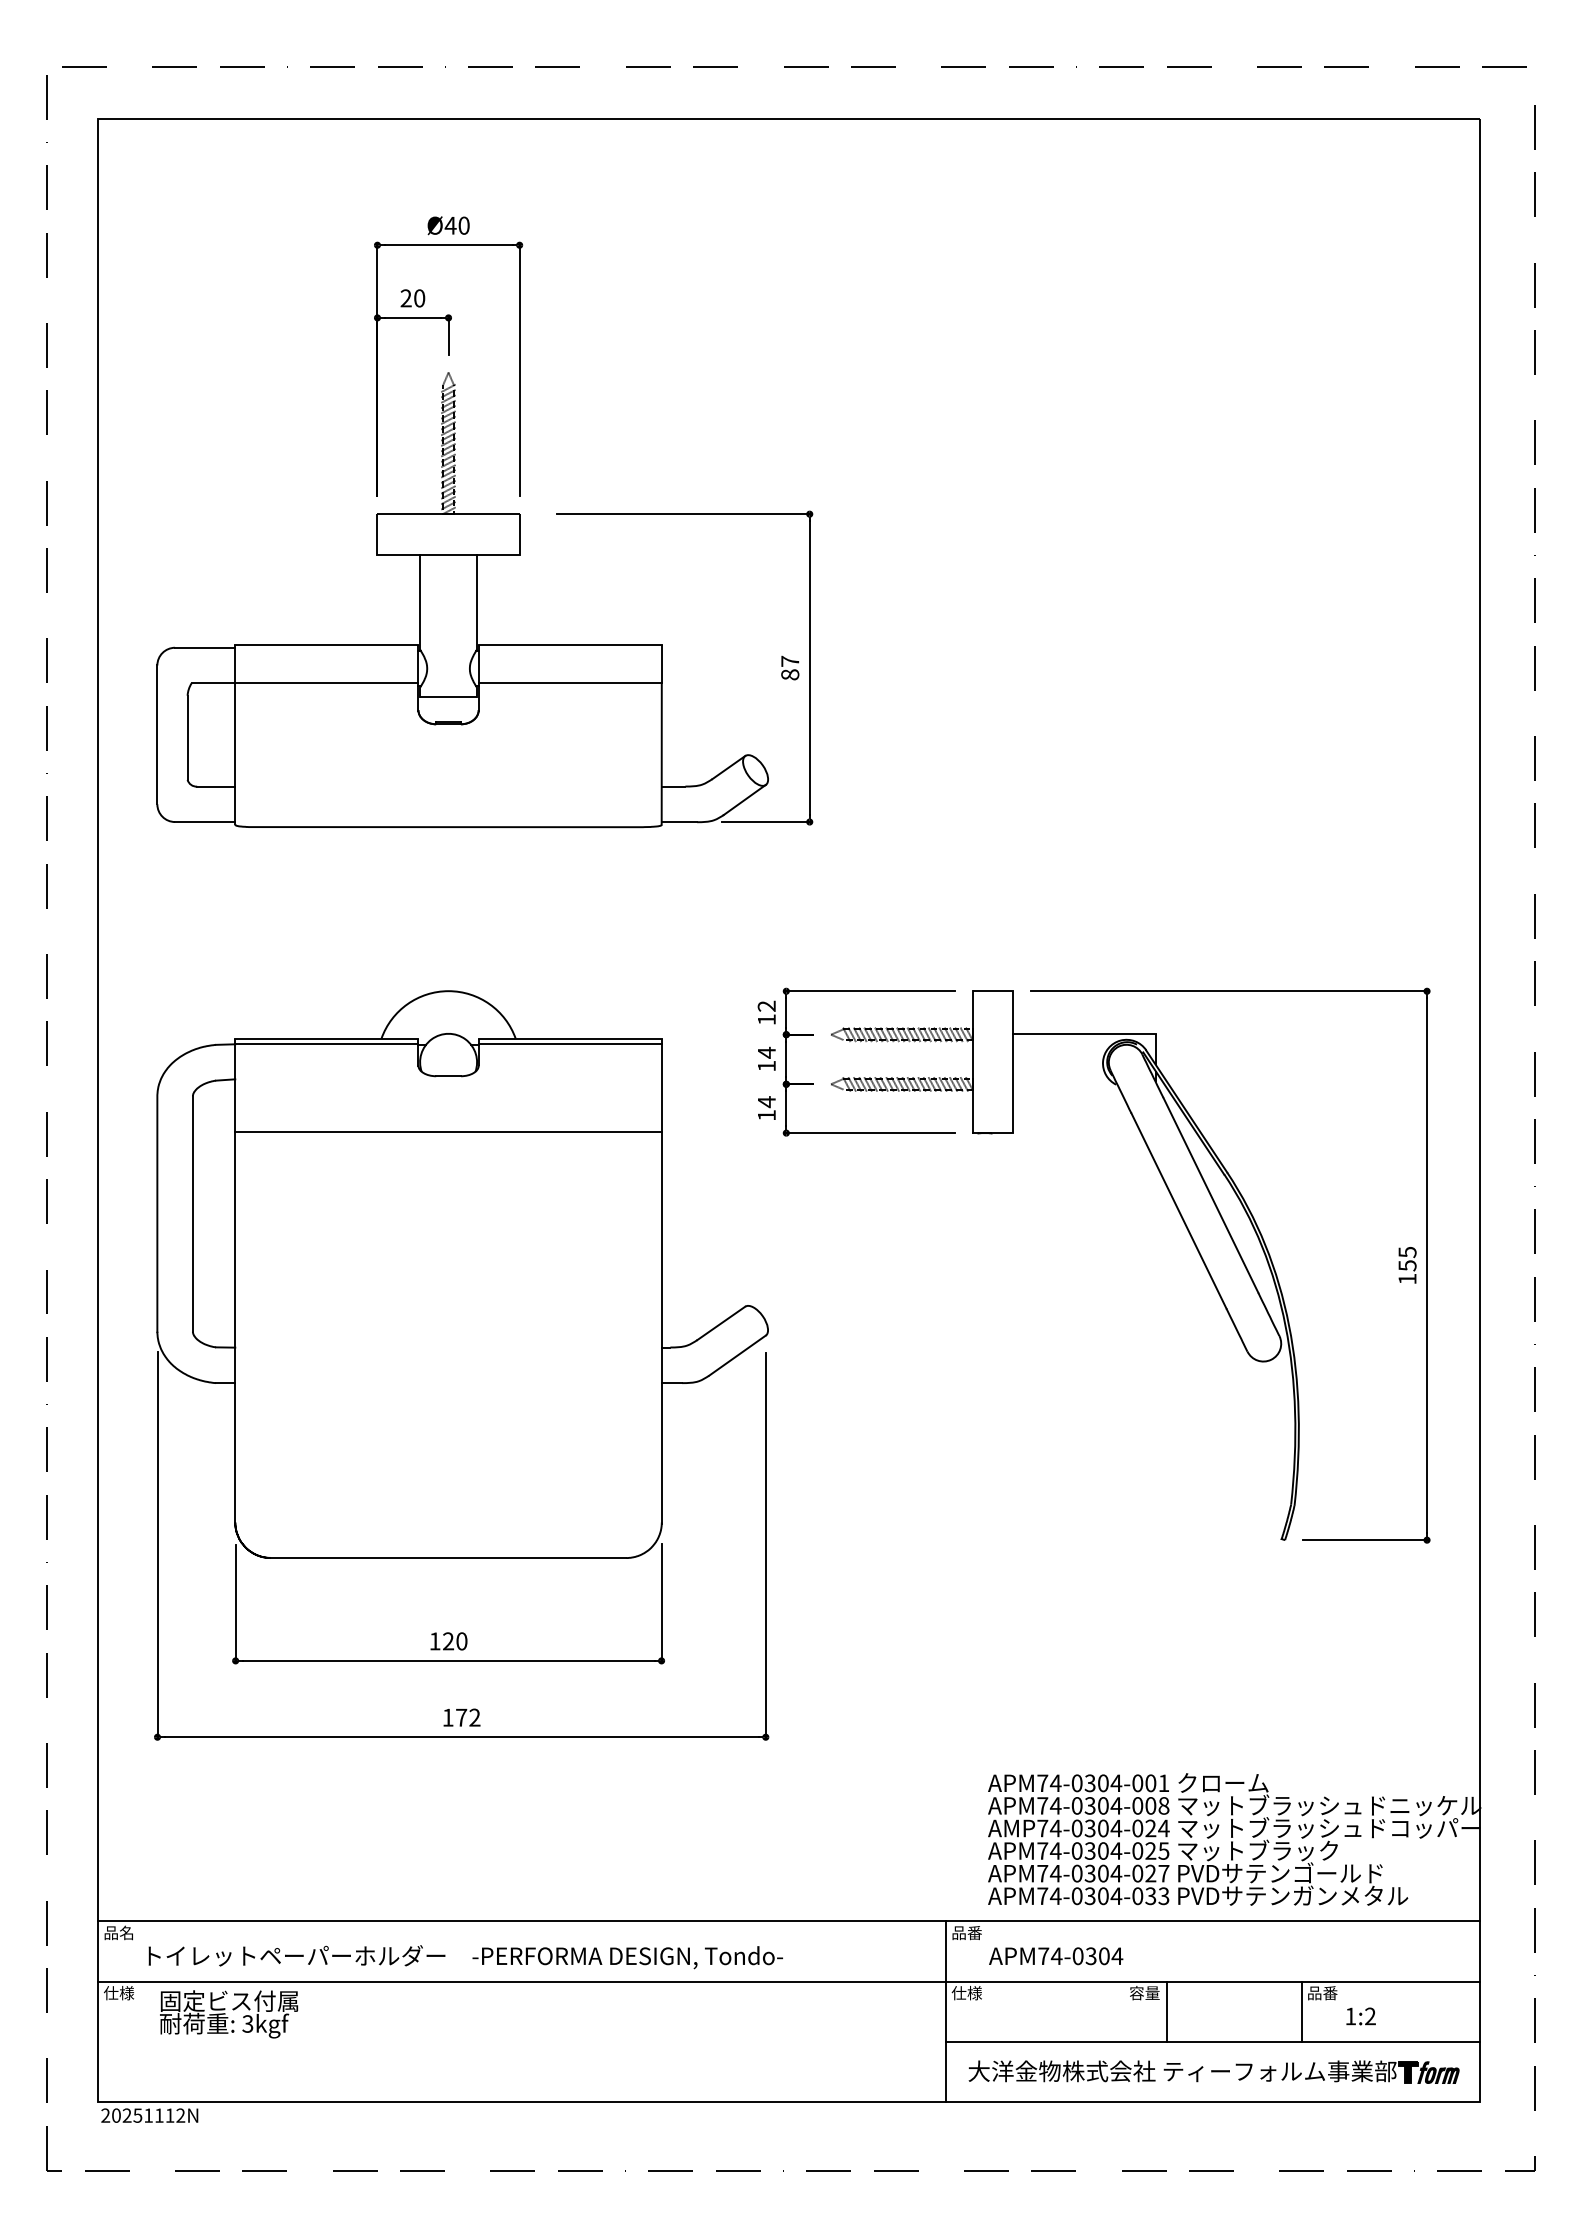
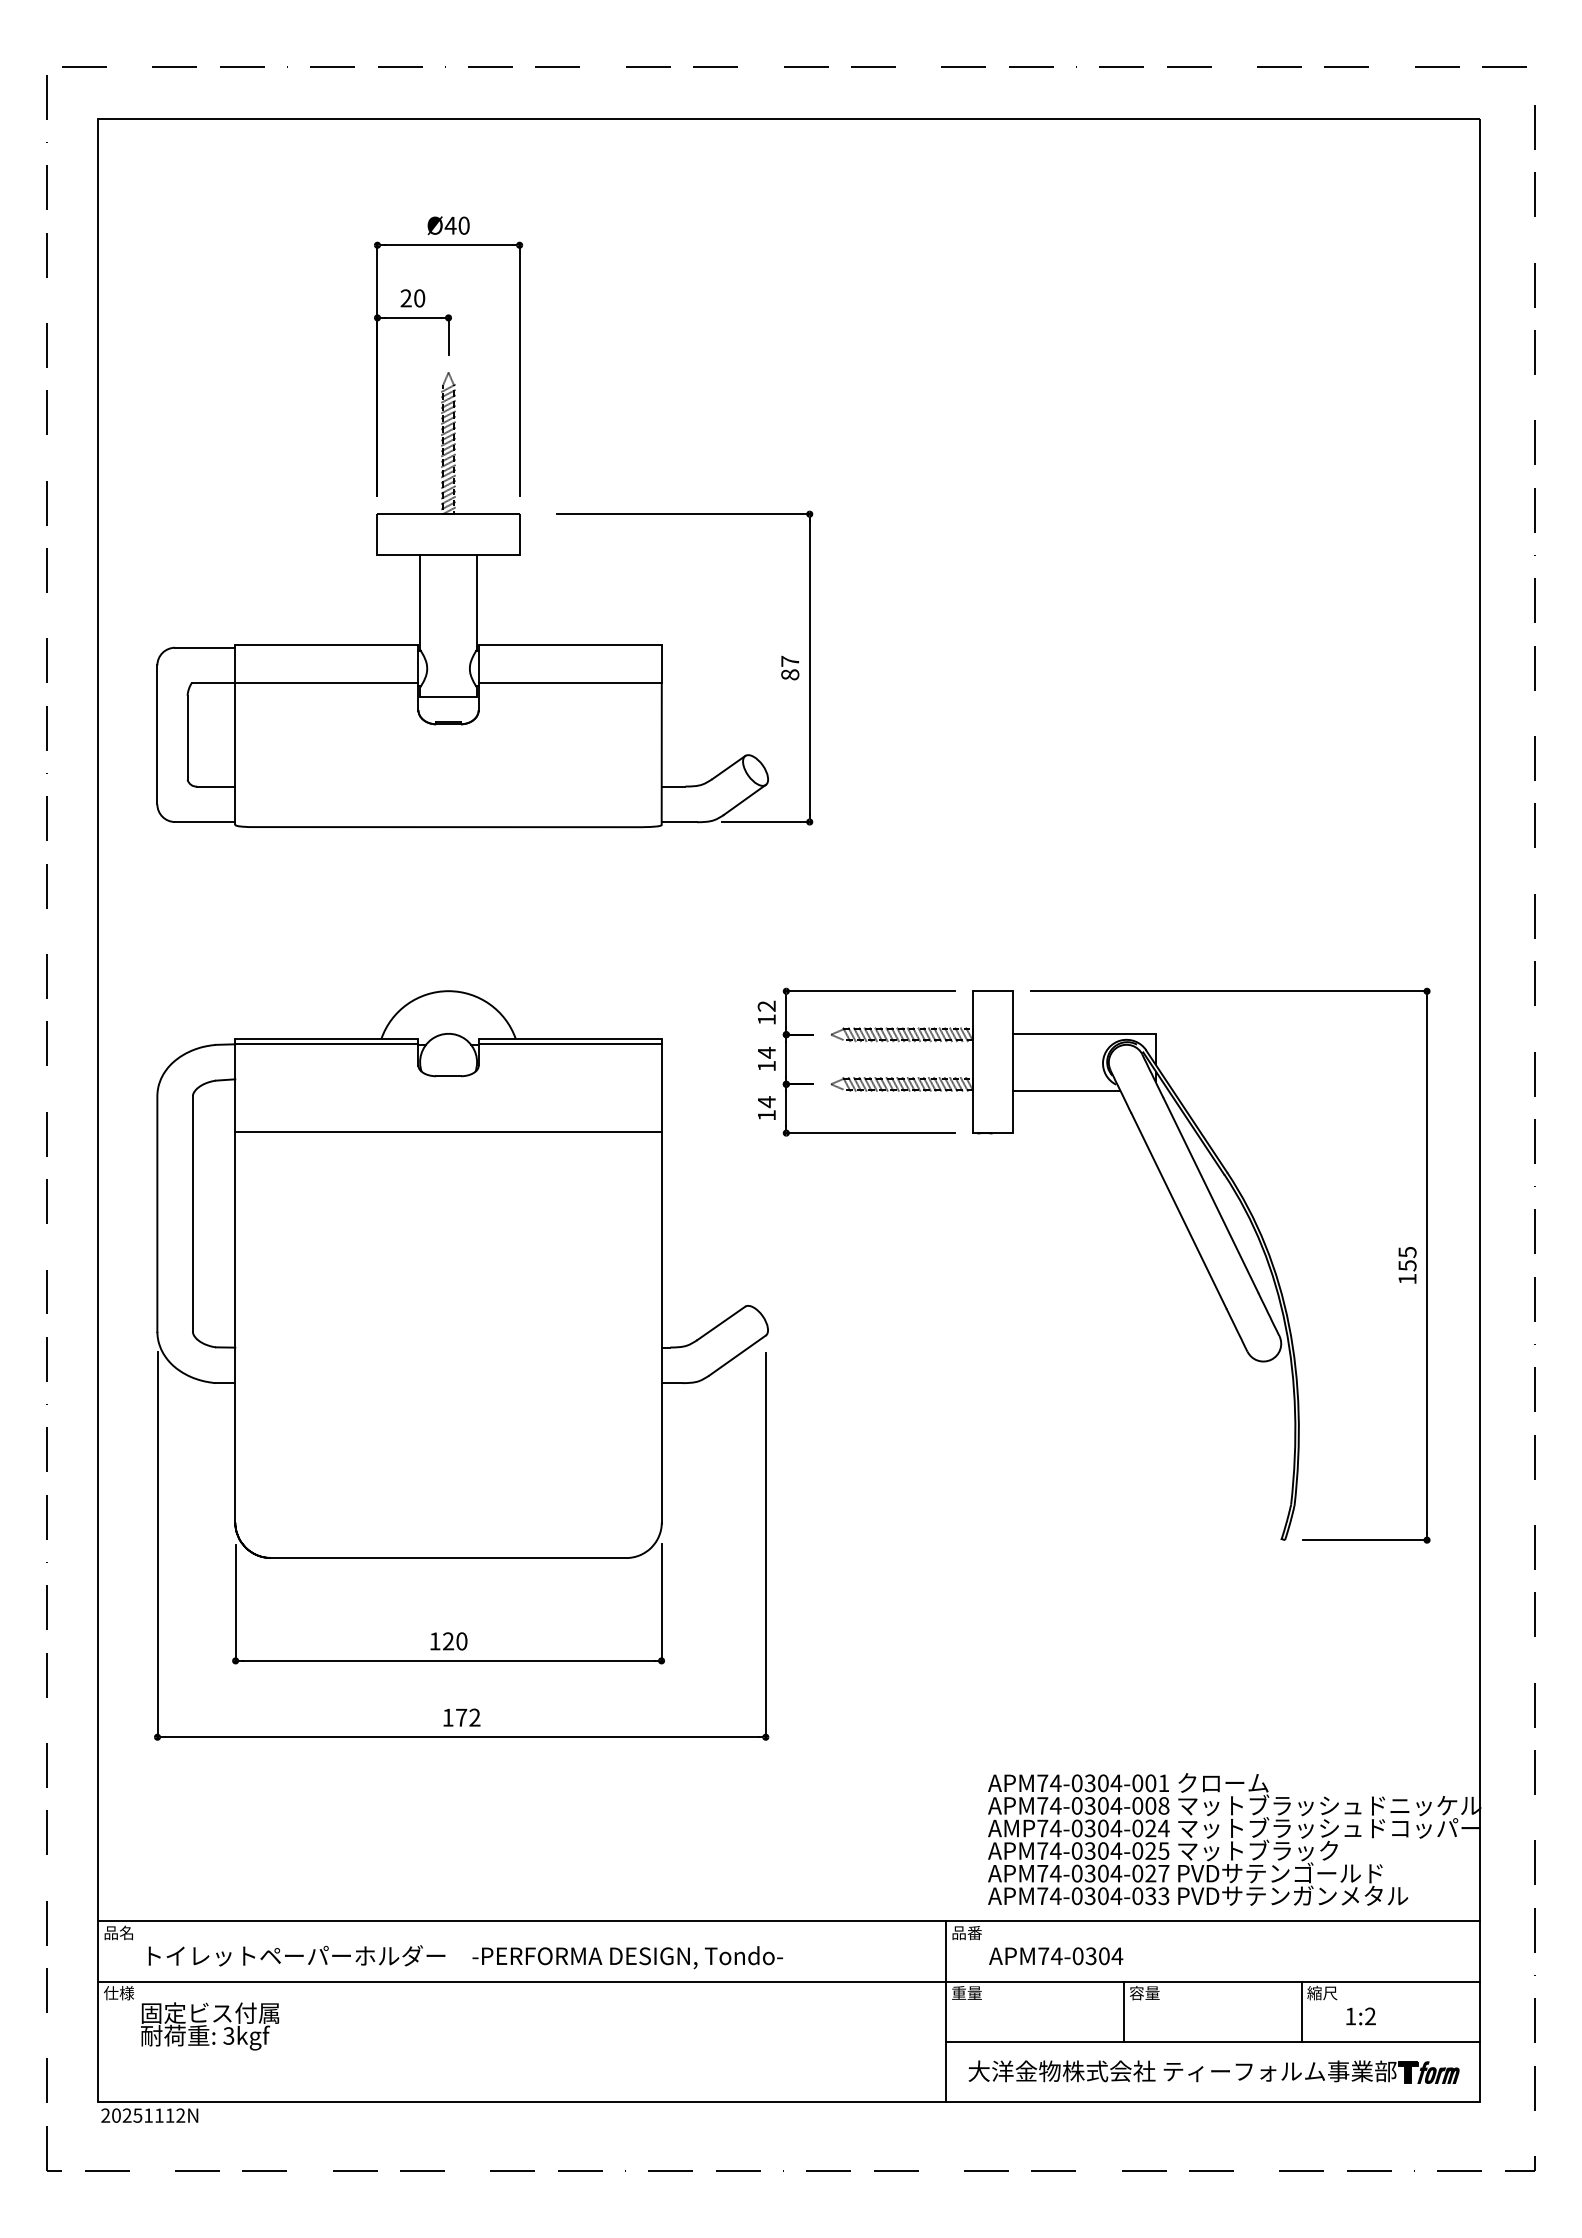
line: none -> present (1066, 1090)
text: 仕様 -> 重量 (966, 1992)
text: 品番 -> 縮尺 (1322, 1992)
line position: (1167, 2011) -> (1124, 2011) (1124, 2011)
text position: (229, 2014) -> (210, 2026) (210, 2026)
